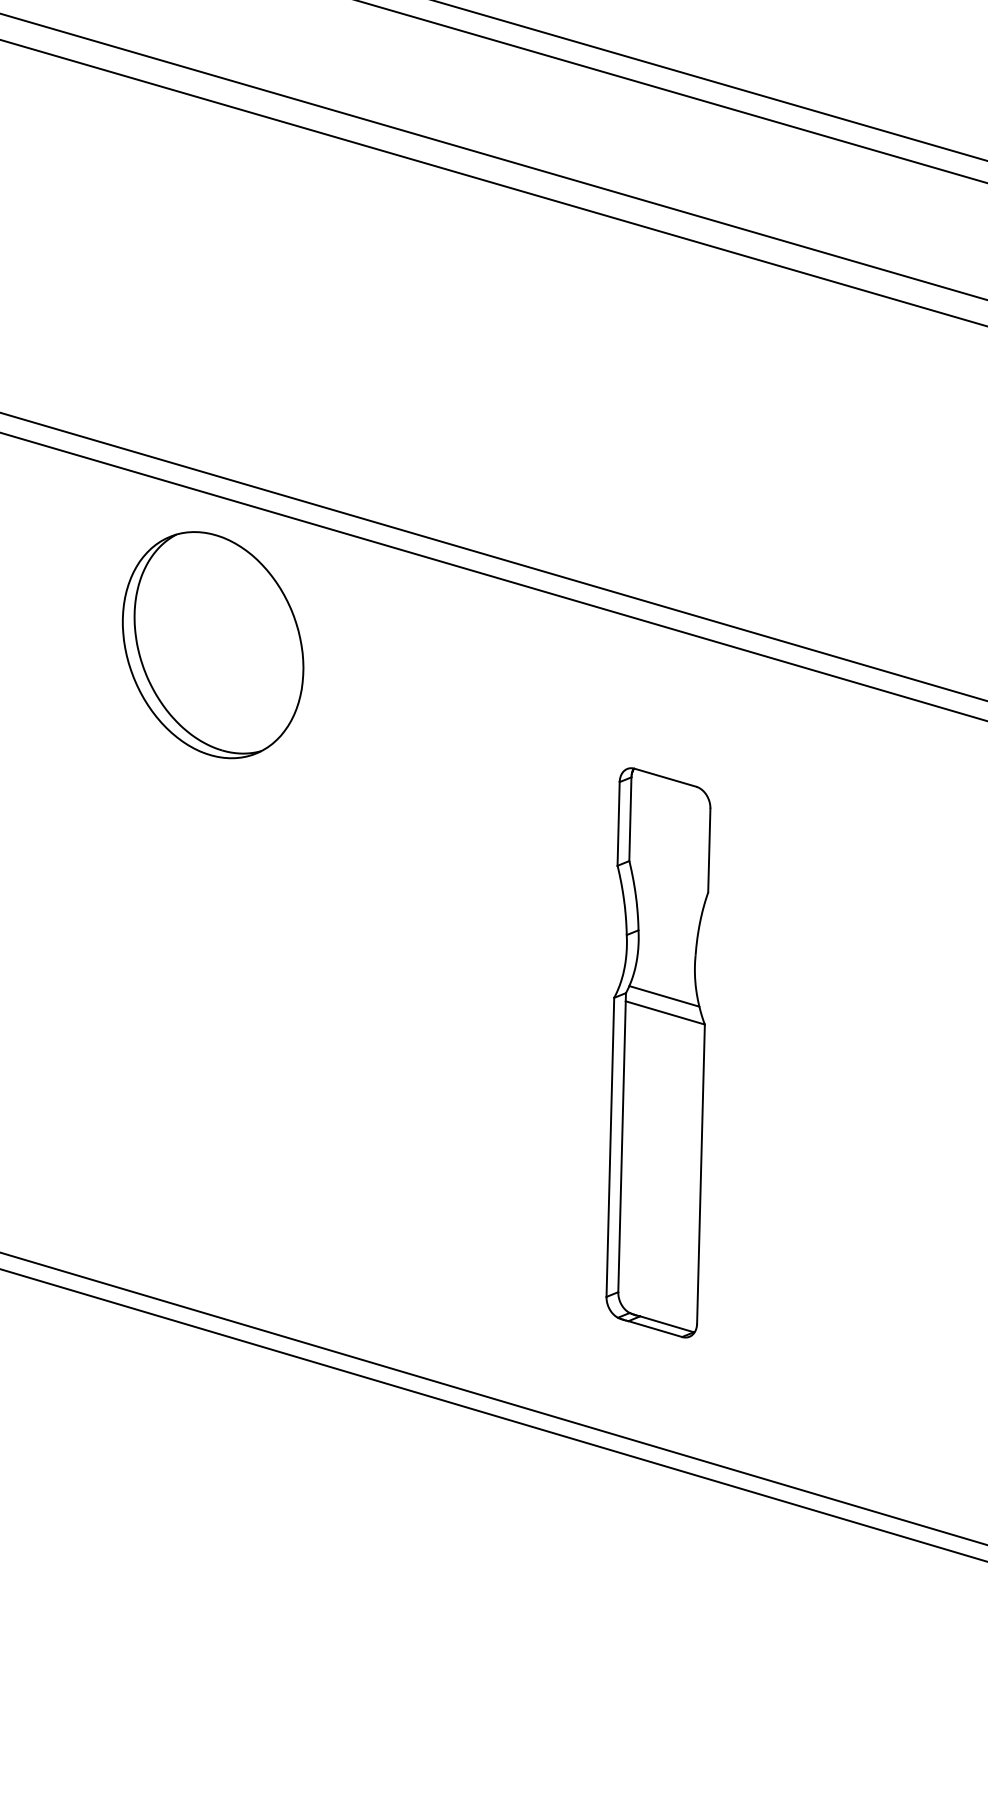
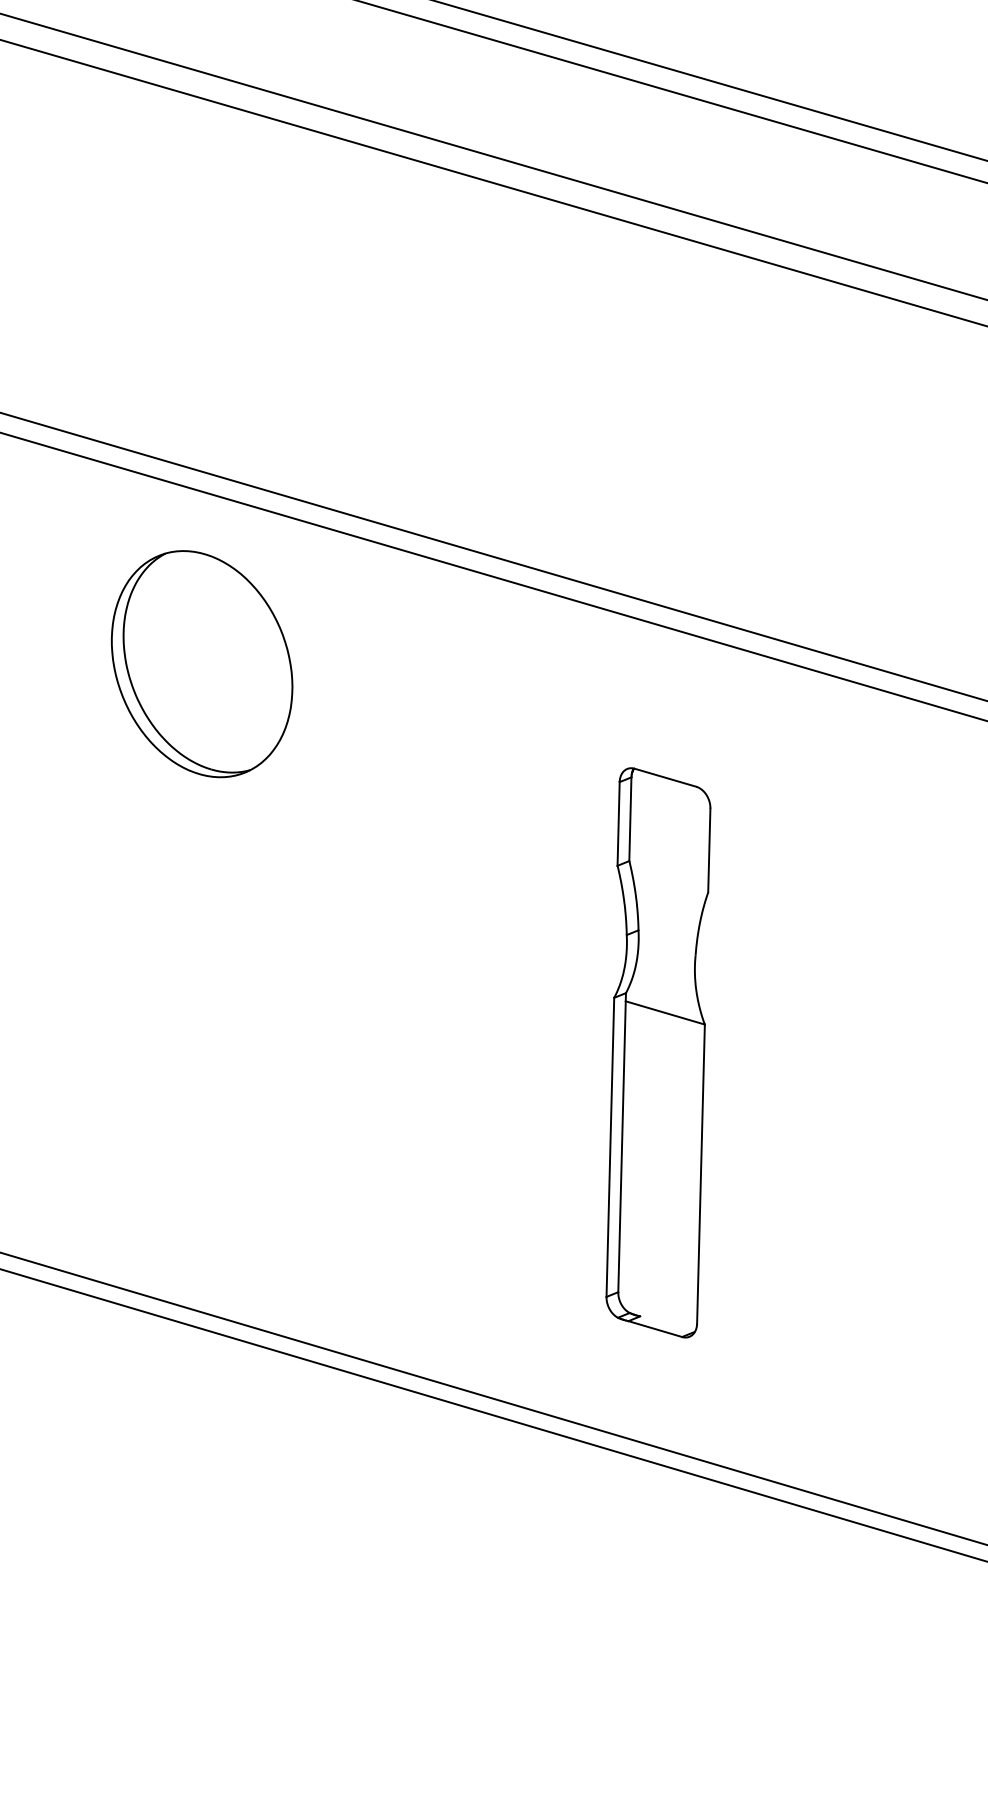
part position: (213, 645) -> (202, 664) (202, 664)
line: present -> none (664, 996)
line: present -> none (666, 1324)
